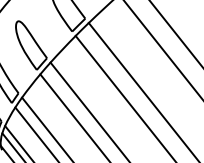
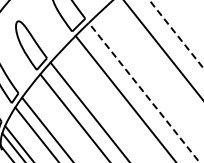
line: solid -> dashed (176, 33)
line: solid -> dashed (144, 92)
